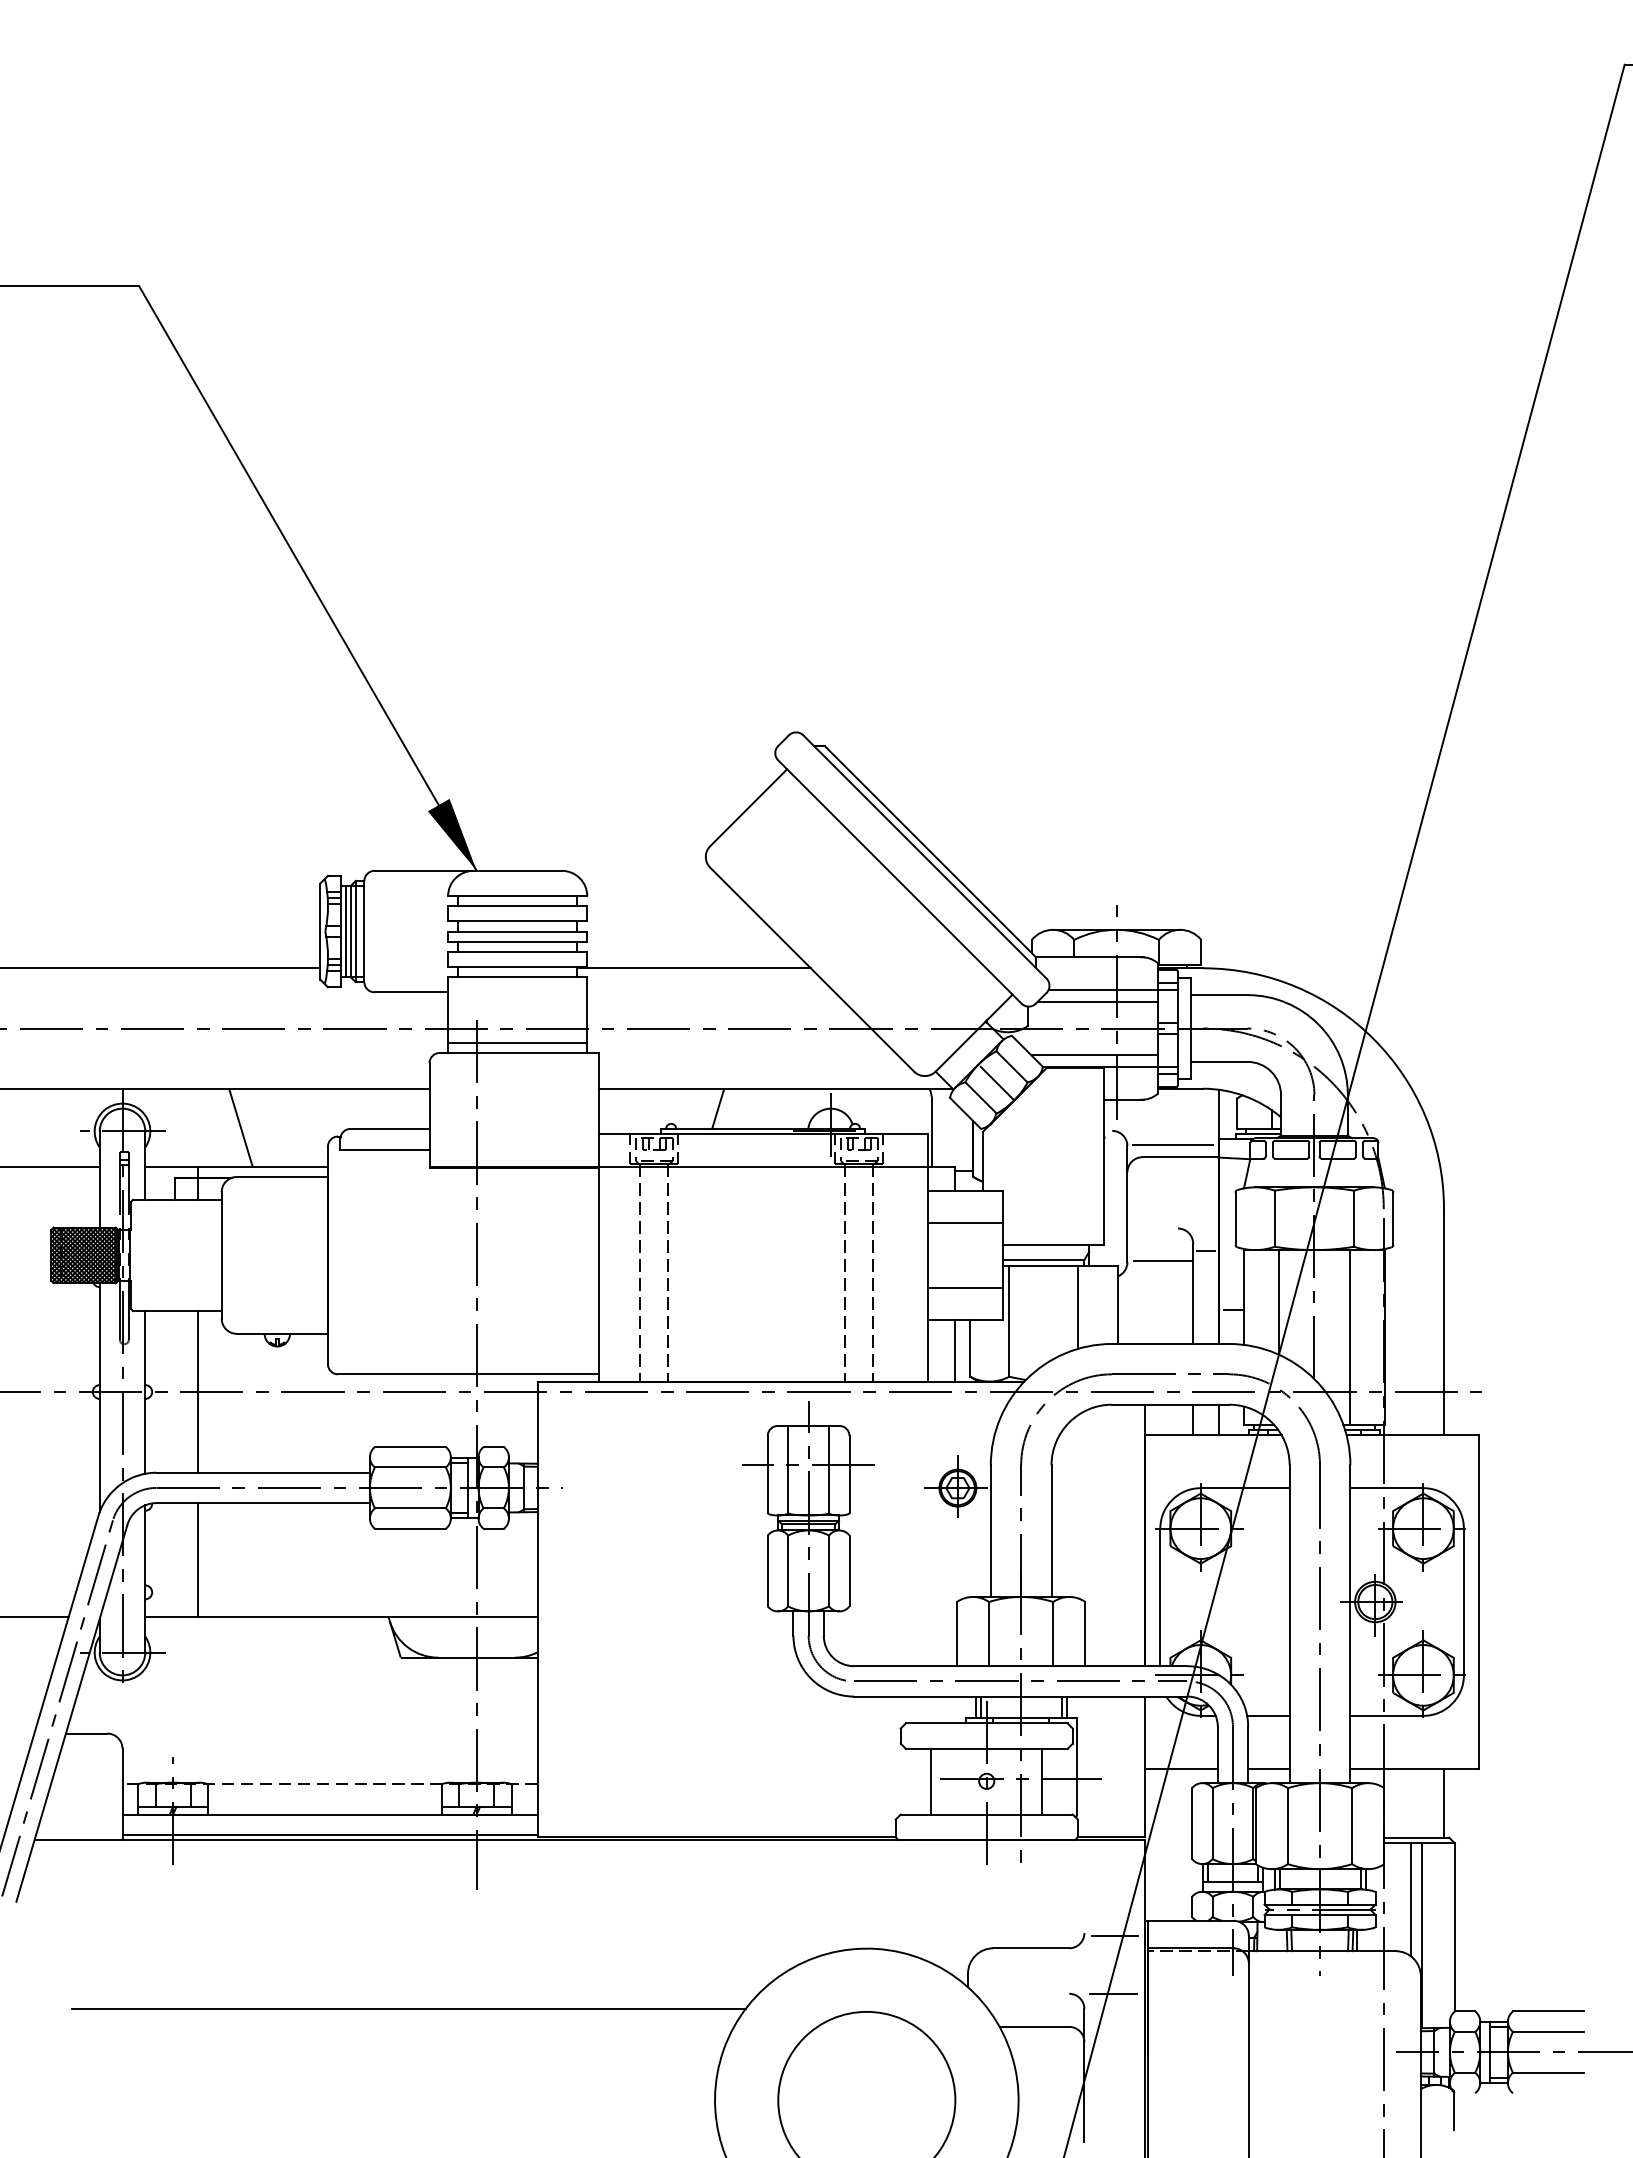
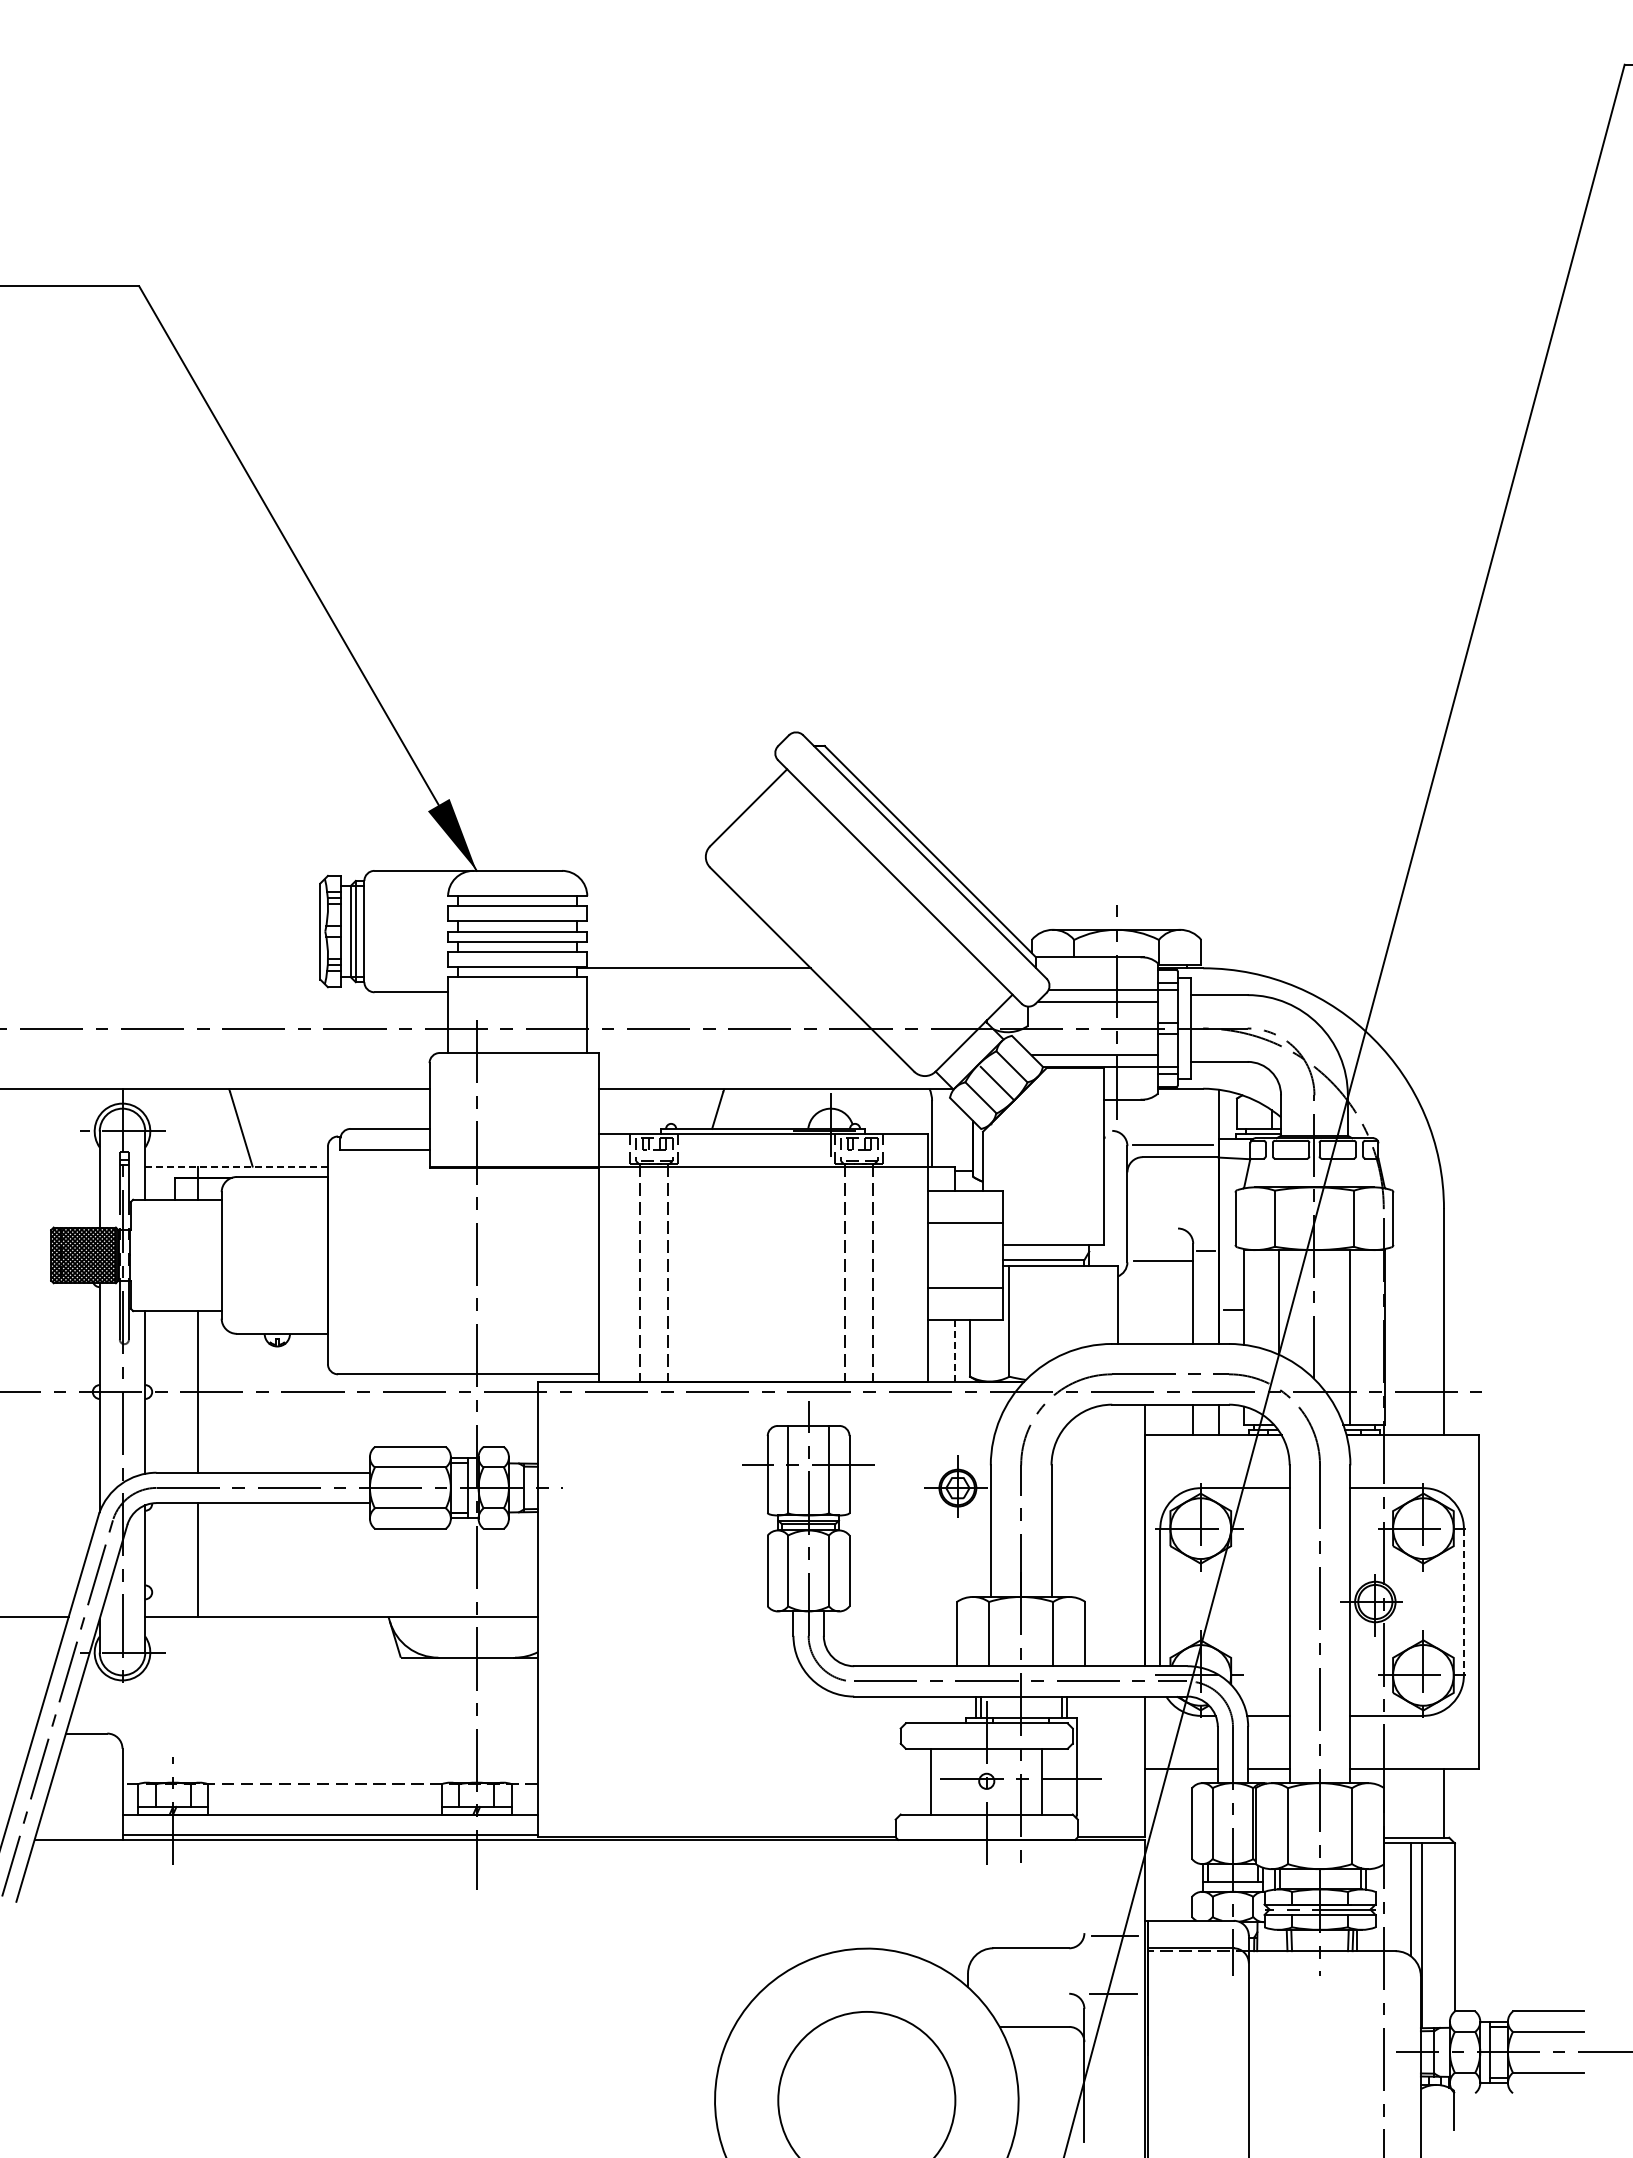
line: present -> none (345, 931)
line: present -> none (161, 968)
line: present -> none (517, 1042)
line: present -> none (50, 1166)
line: solid -> dashed (237, 1166)
line: present -> none (1078, 1306)
line: solid -> dashed (955, 1350)
line: solid -> dashed (1463, 1602)
line: present -> none (408, 2009)
